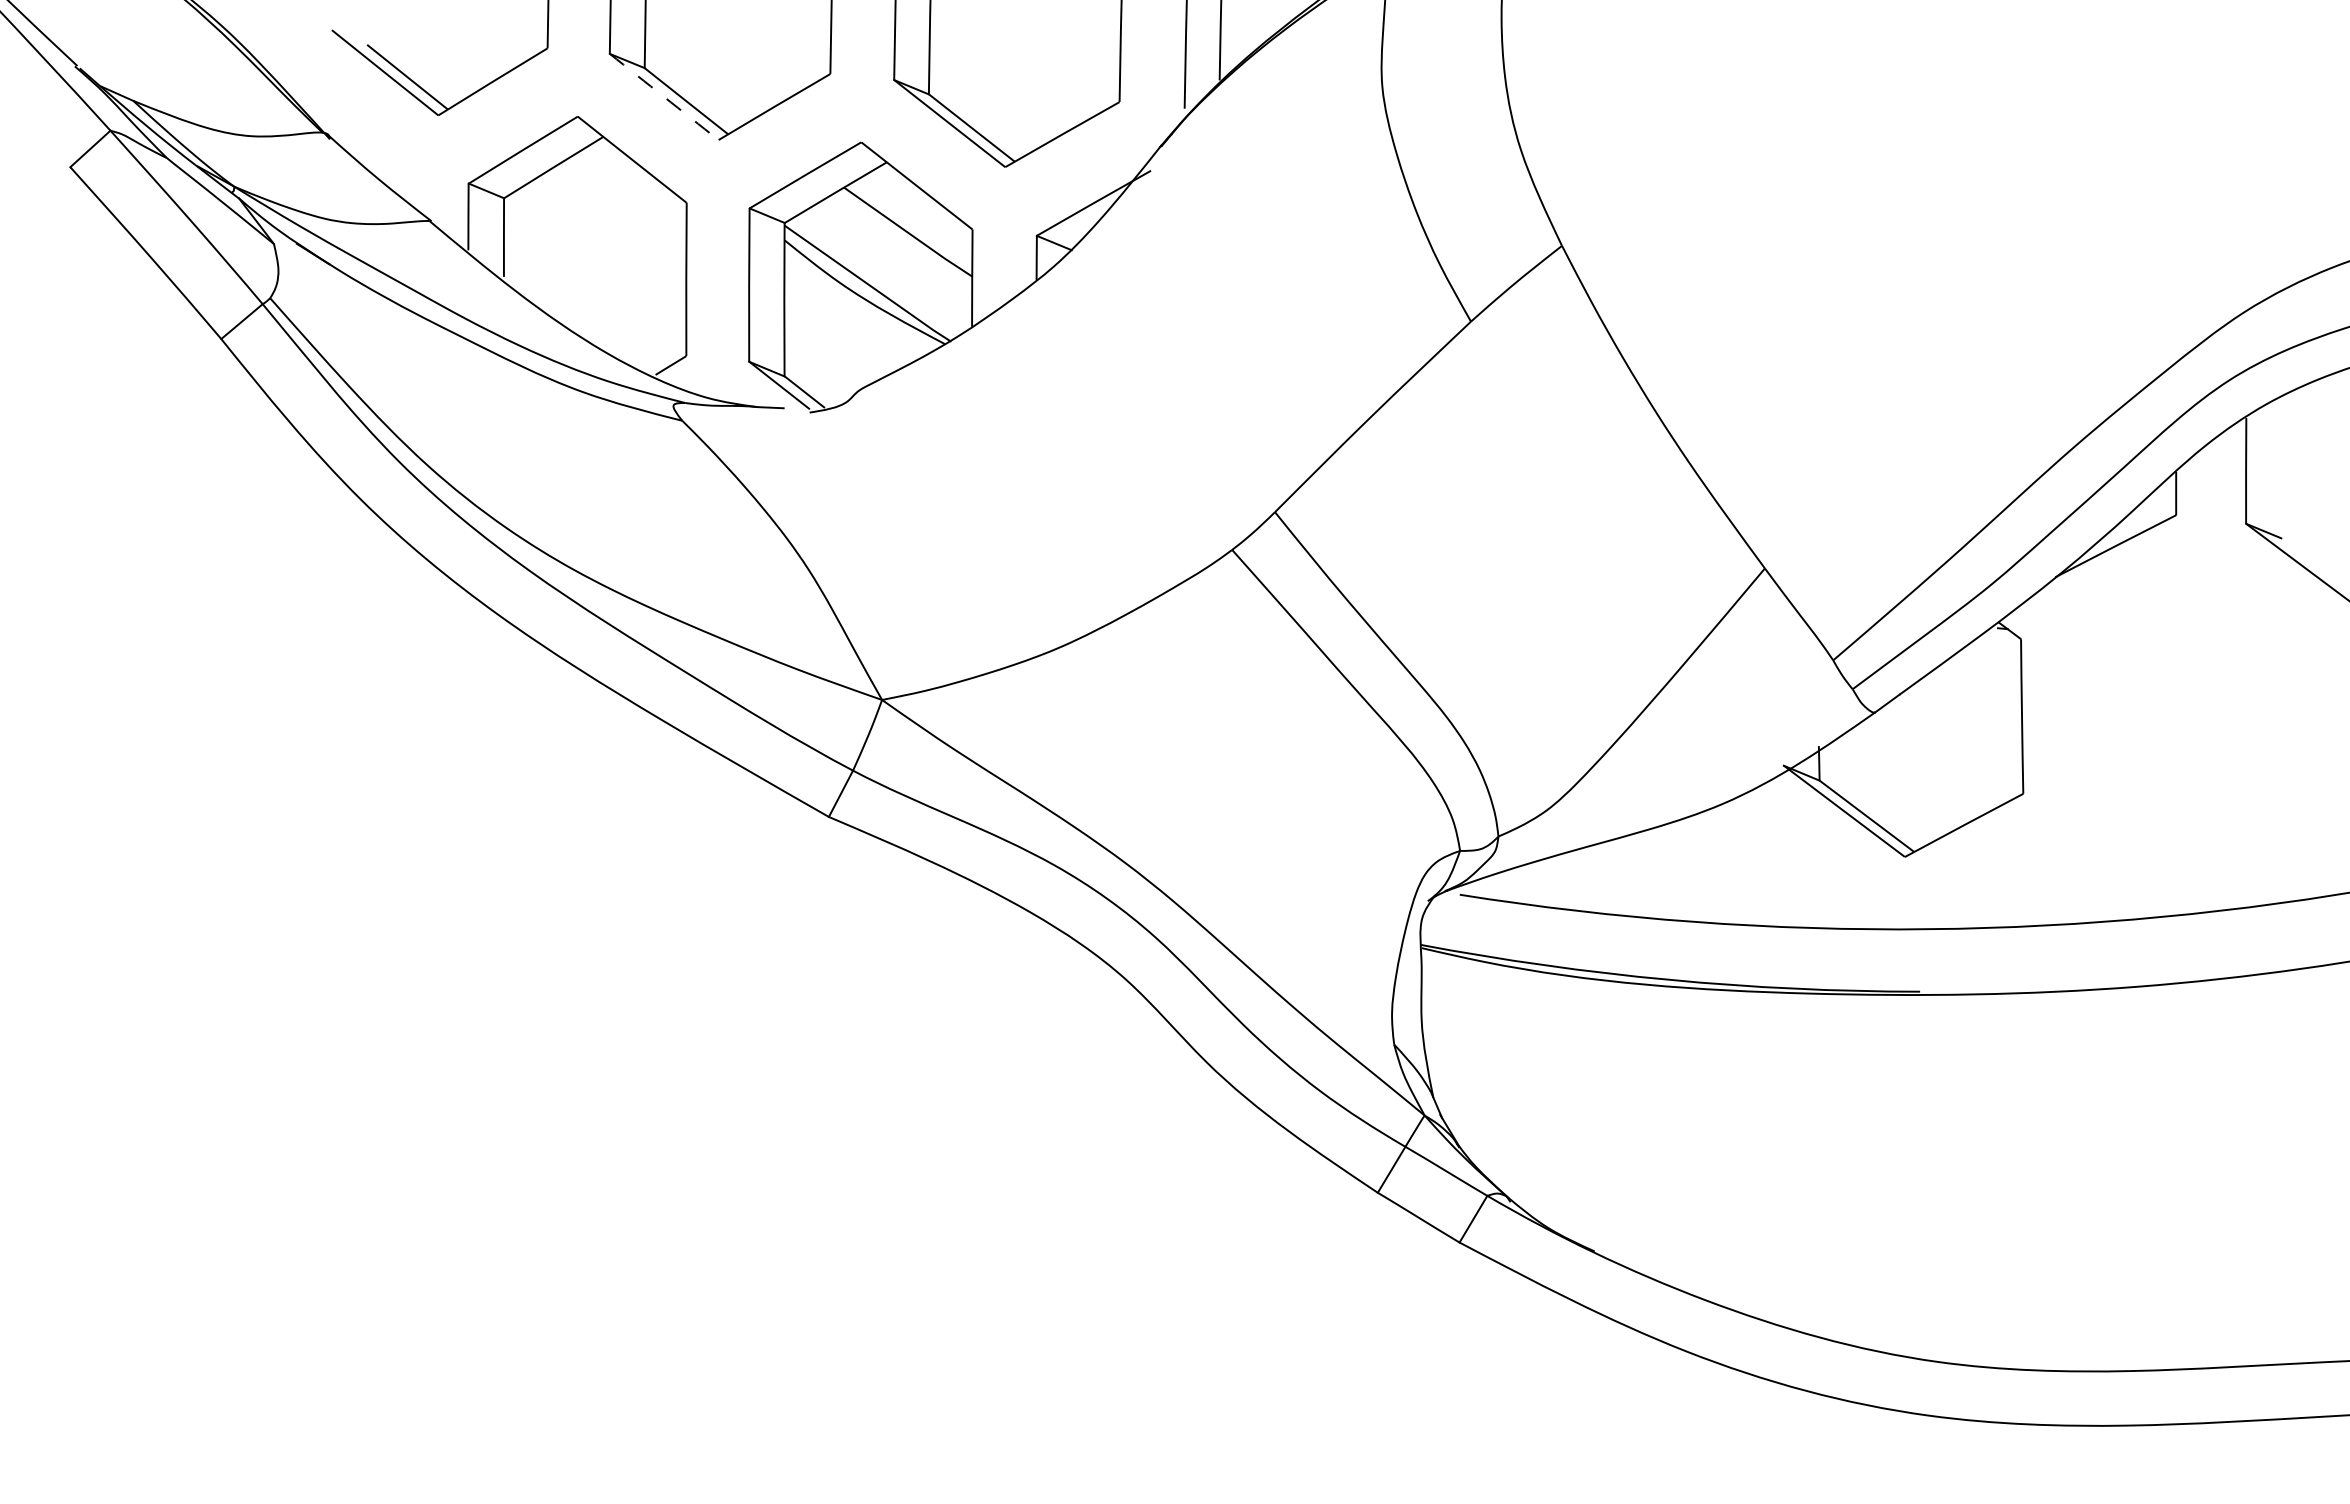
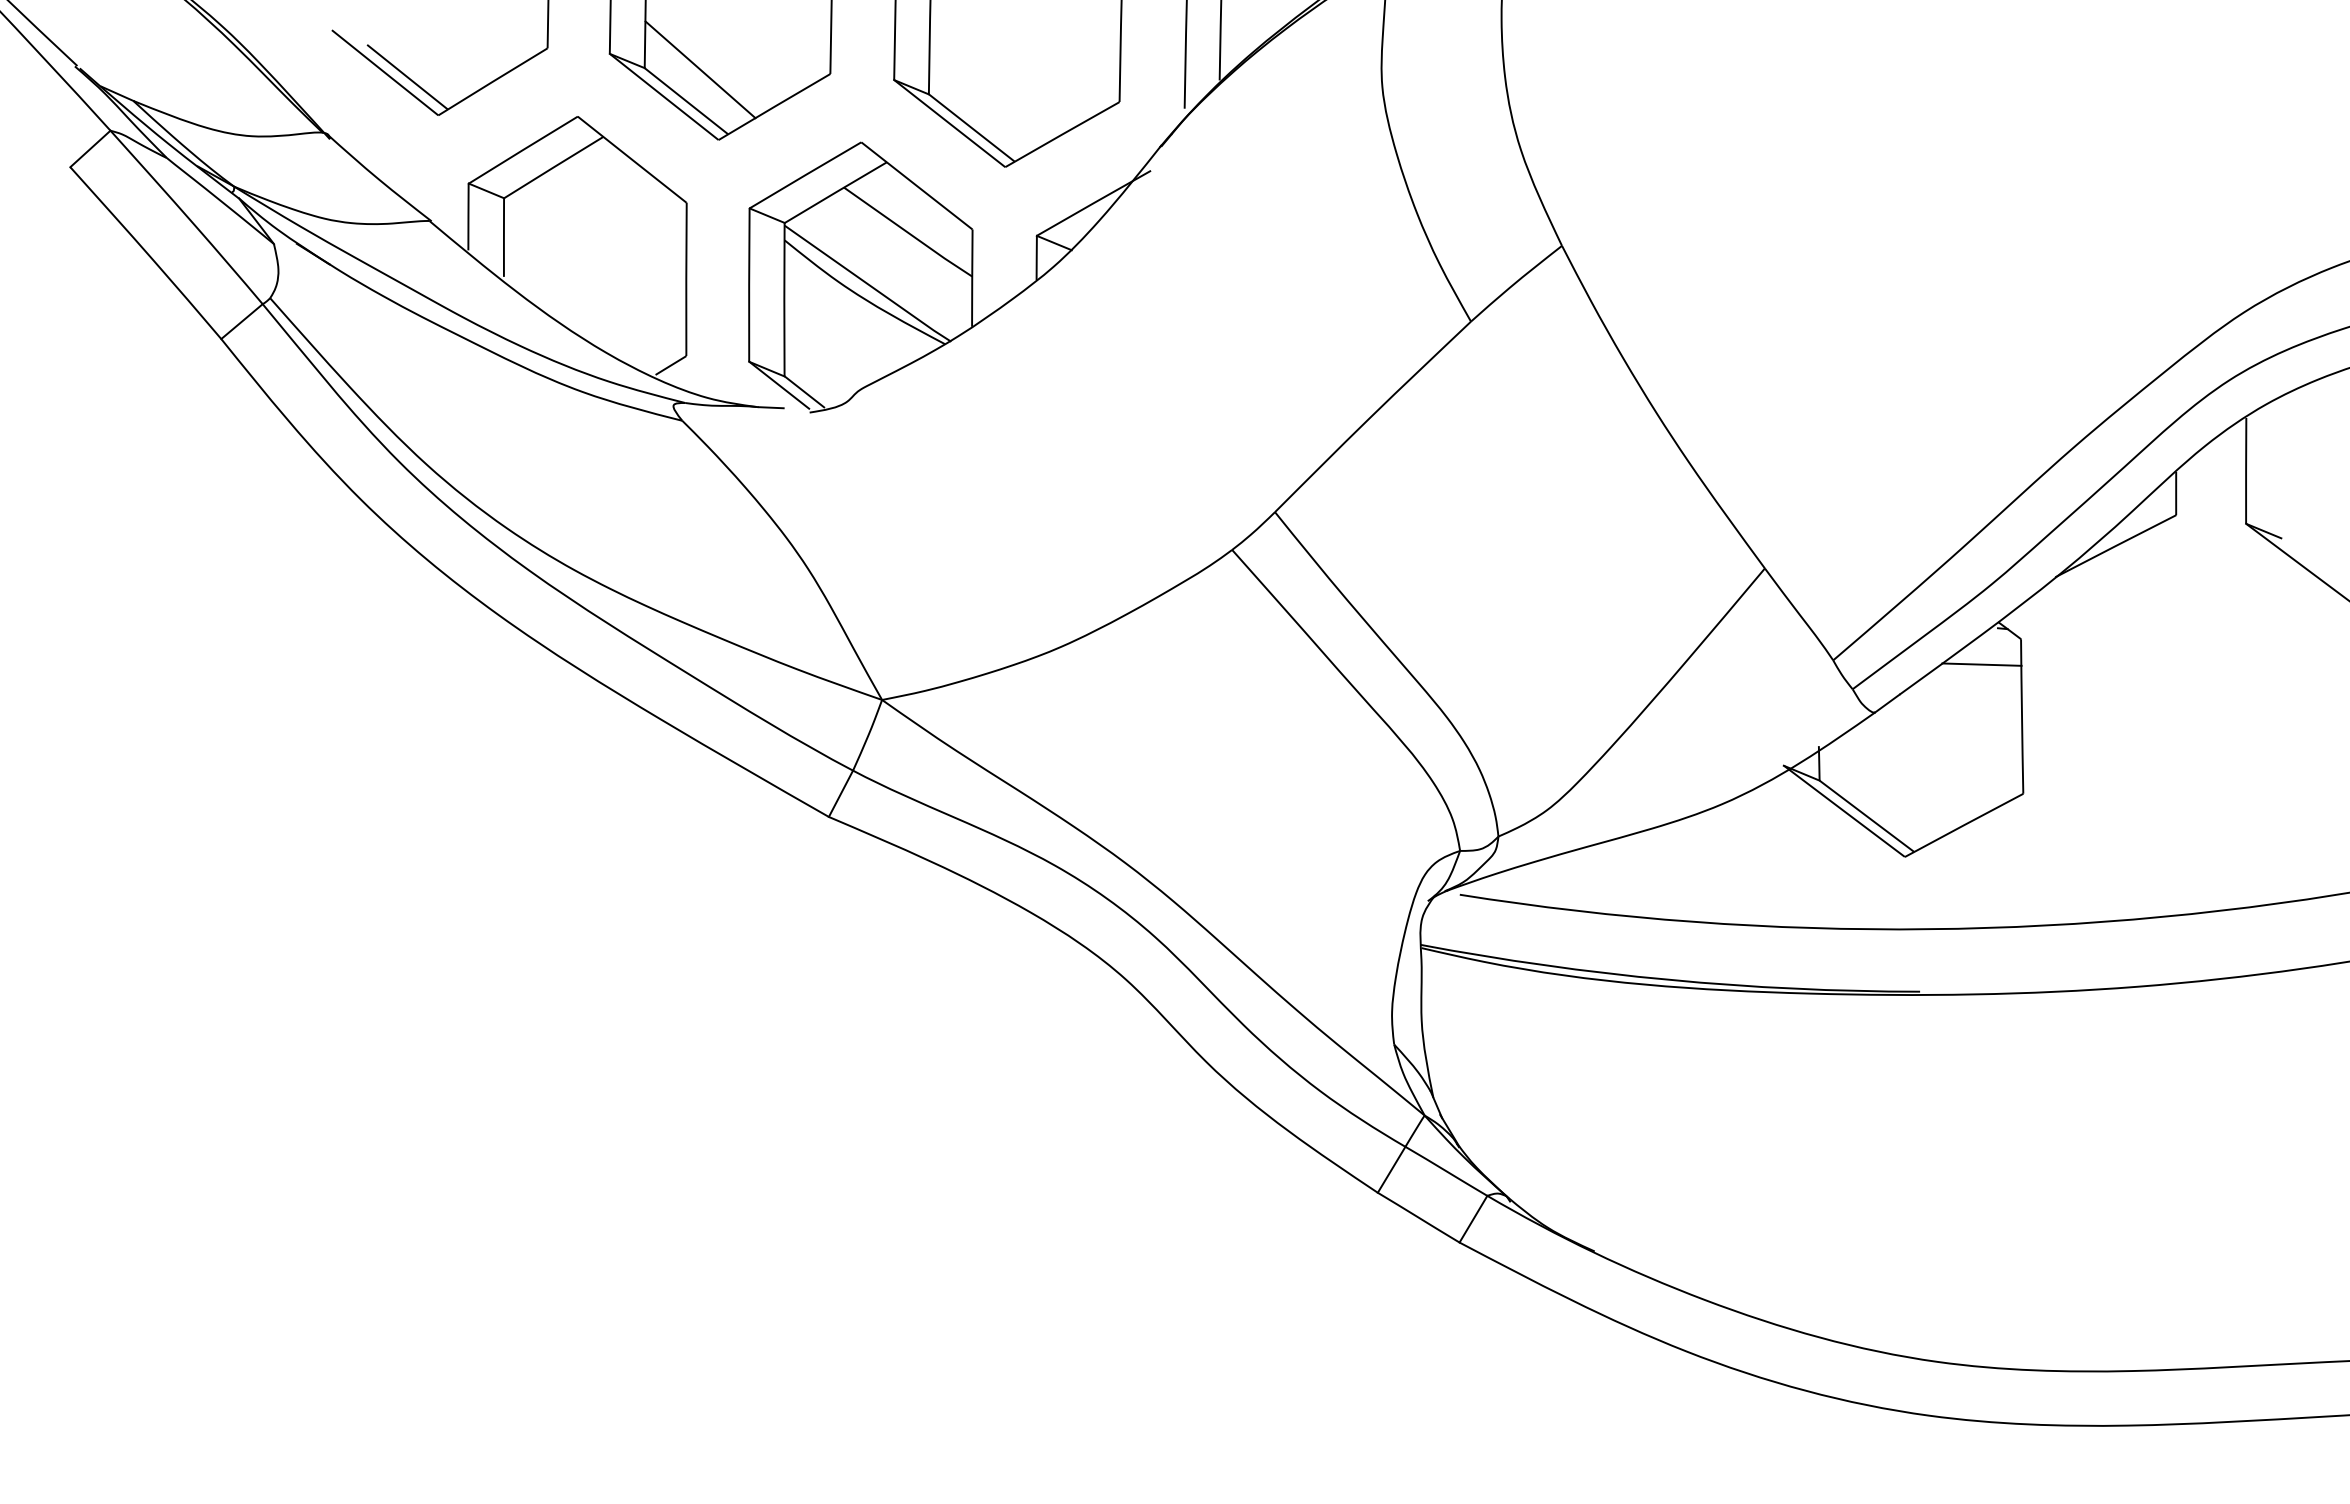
line: none -> present (700, 69)
arc: dashed -> solid (664, 97)
line: none -> present (1981, 664)
